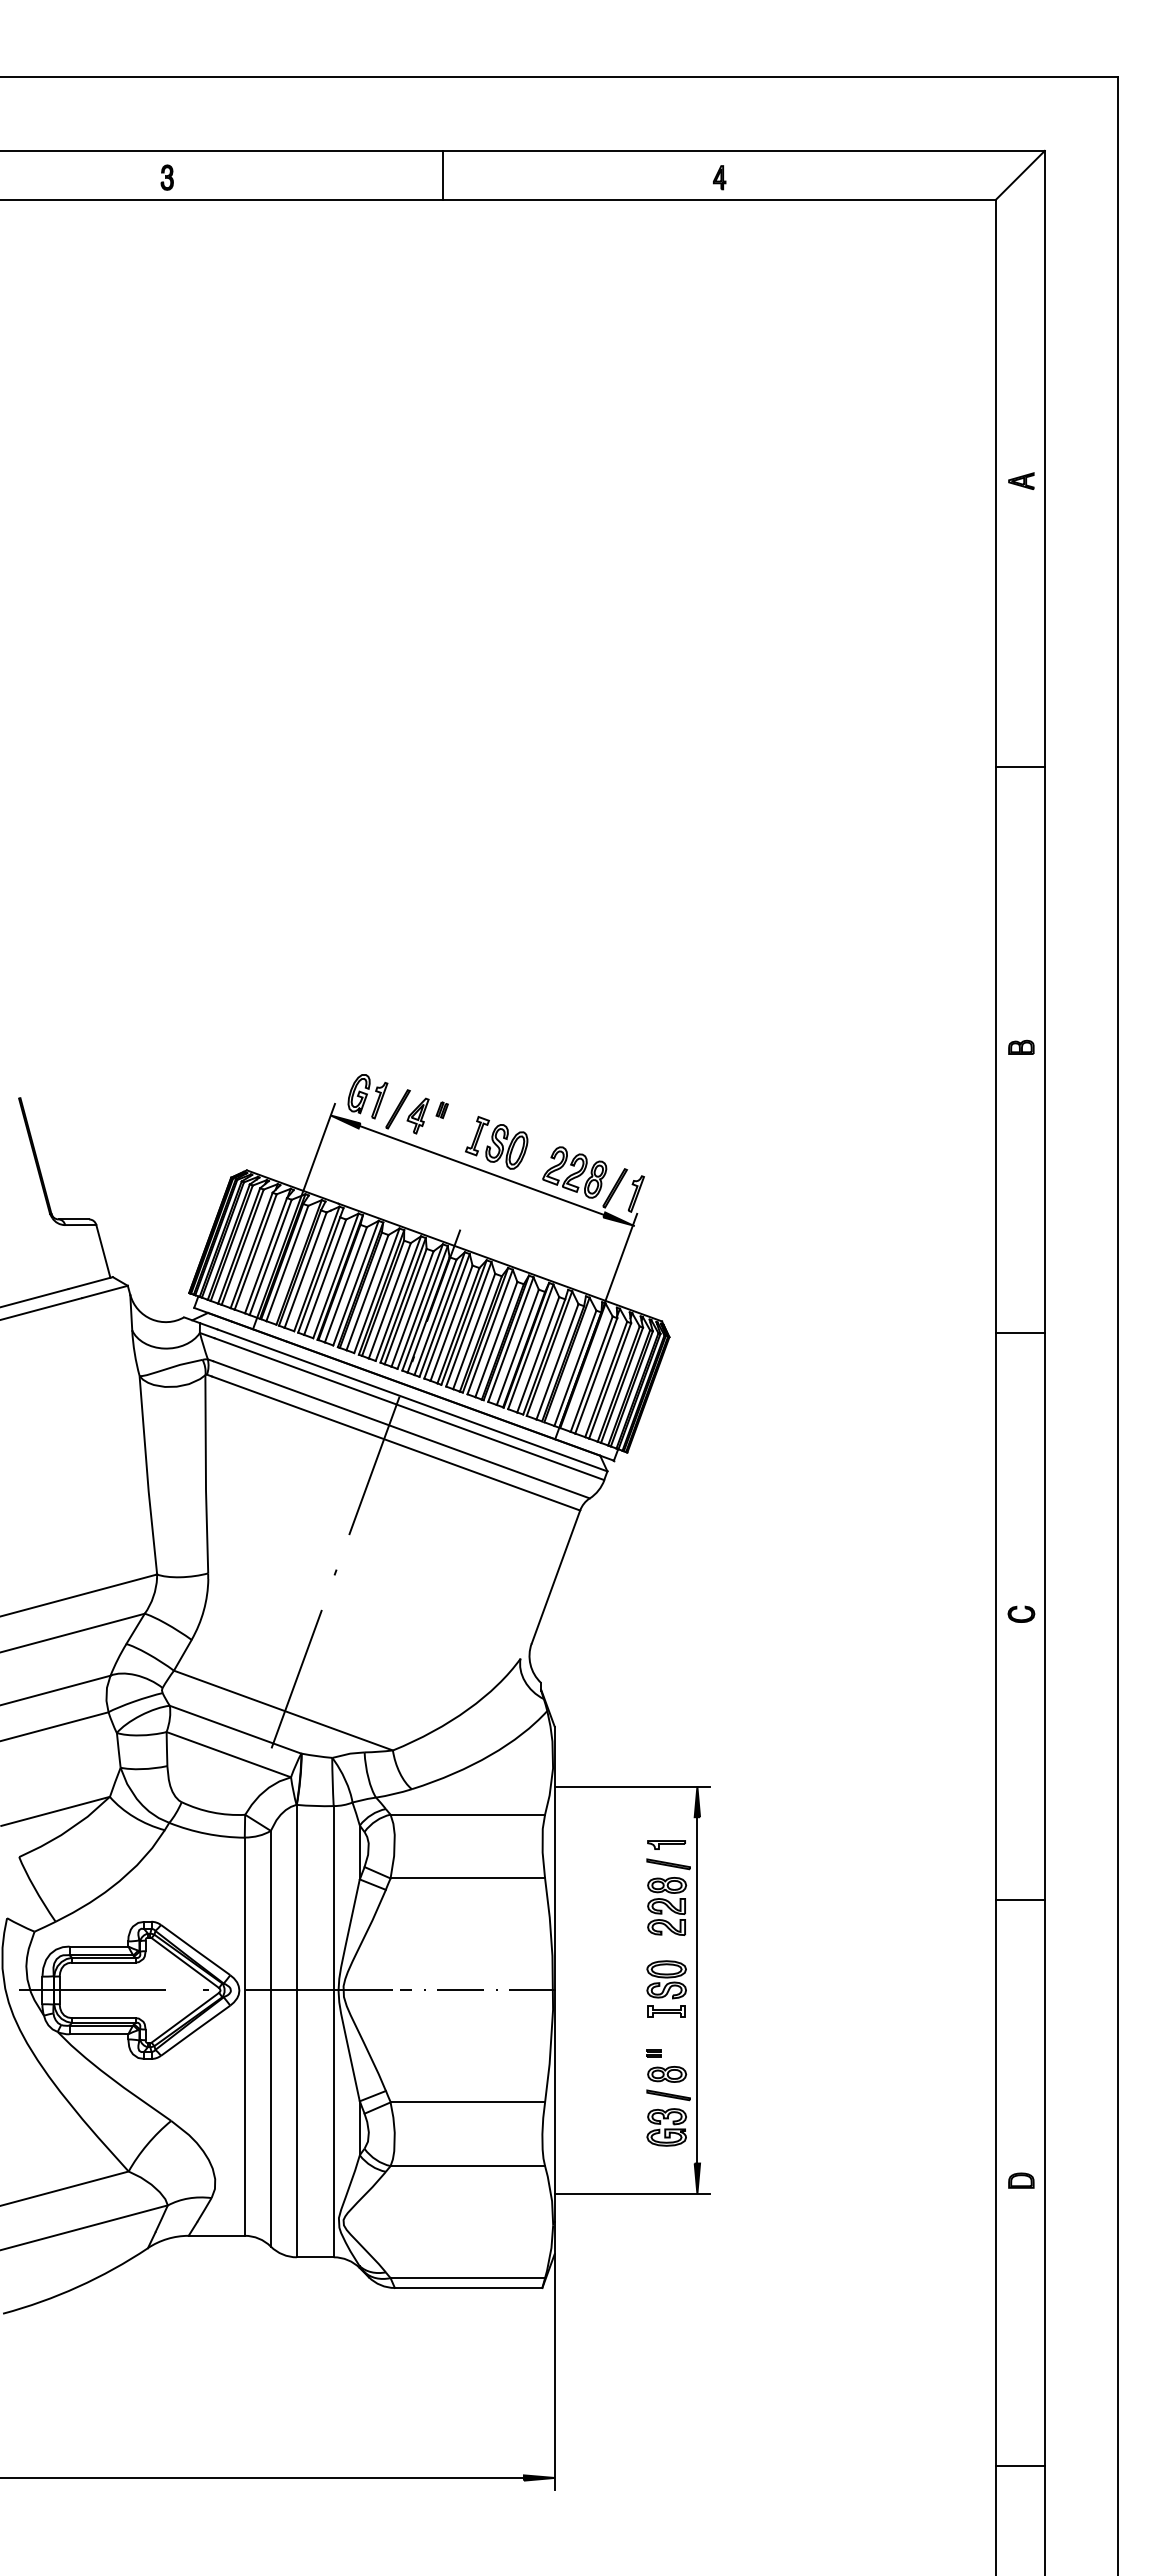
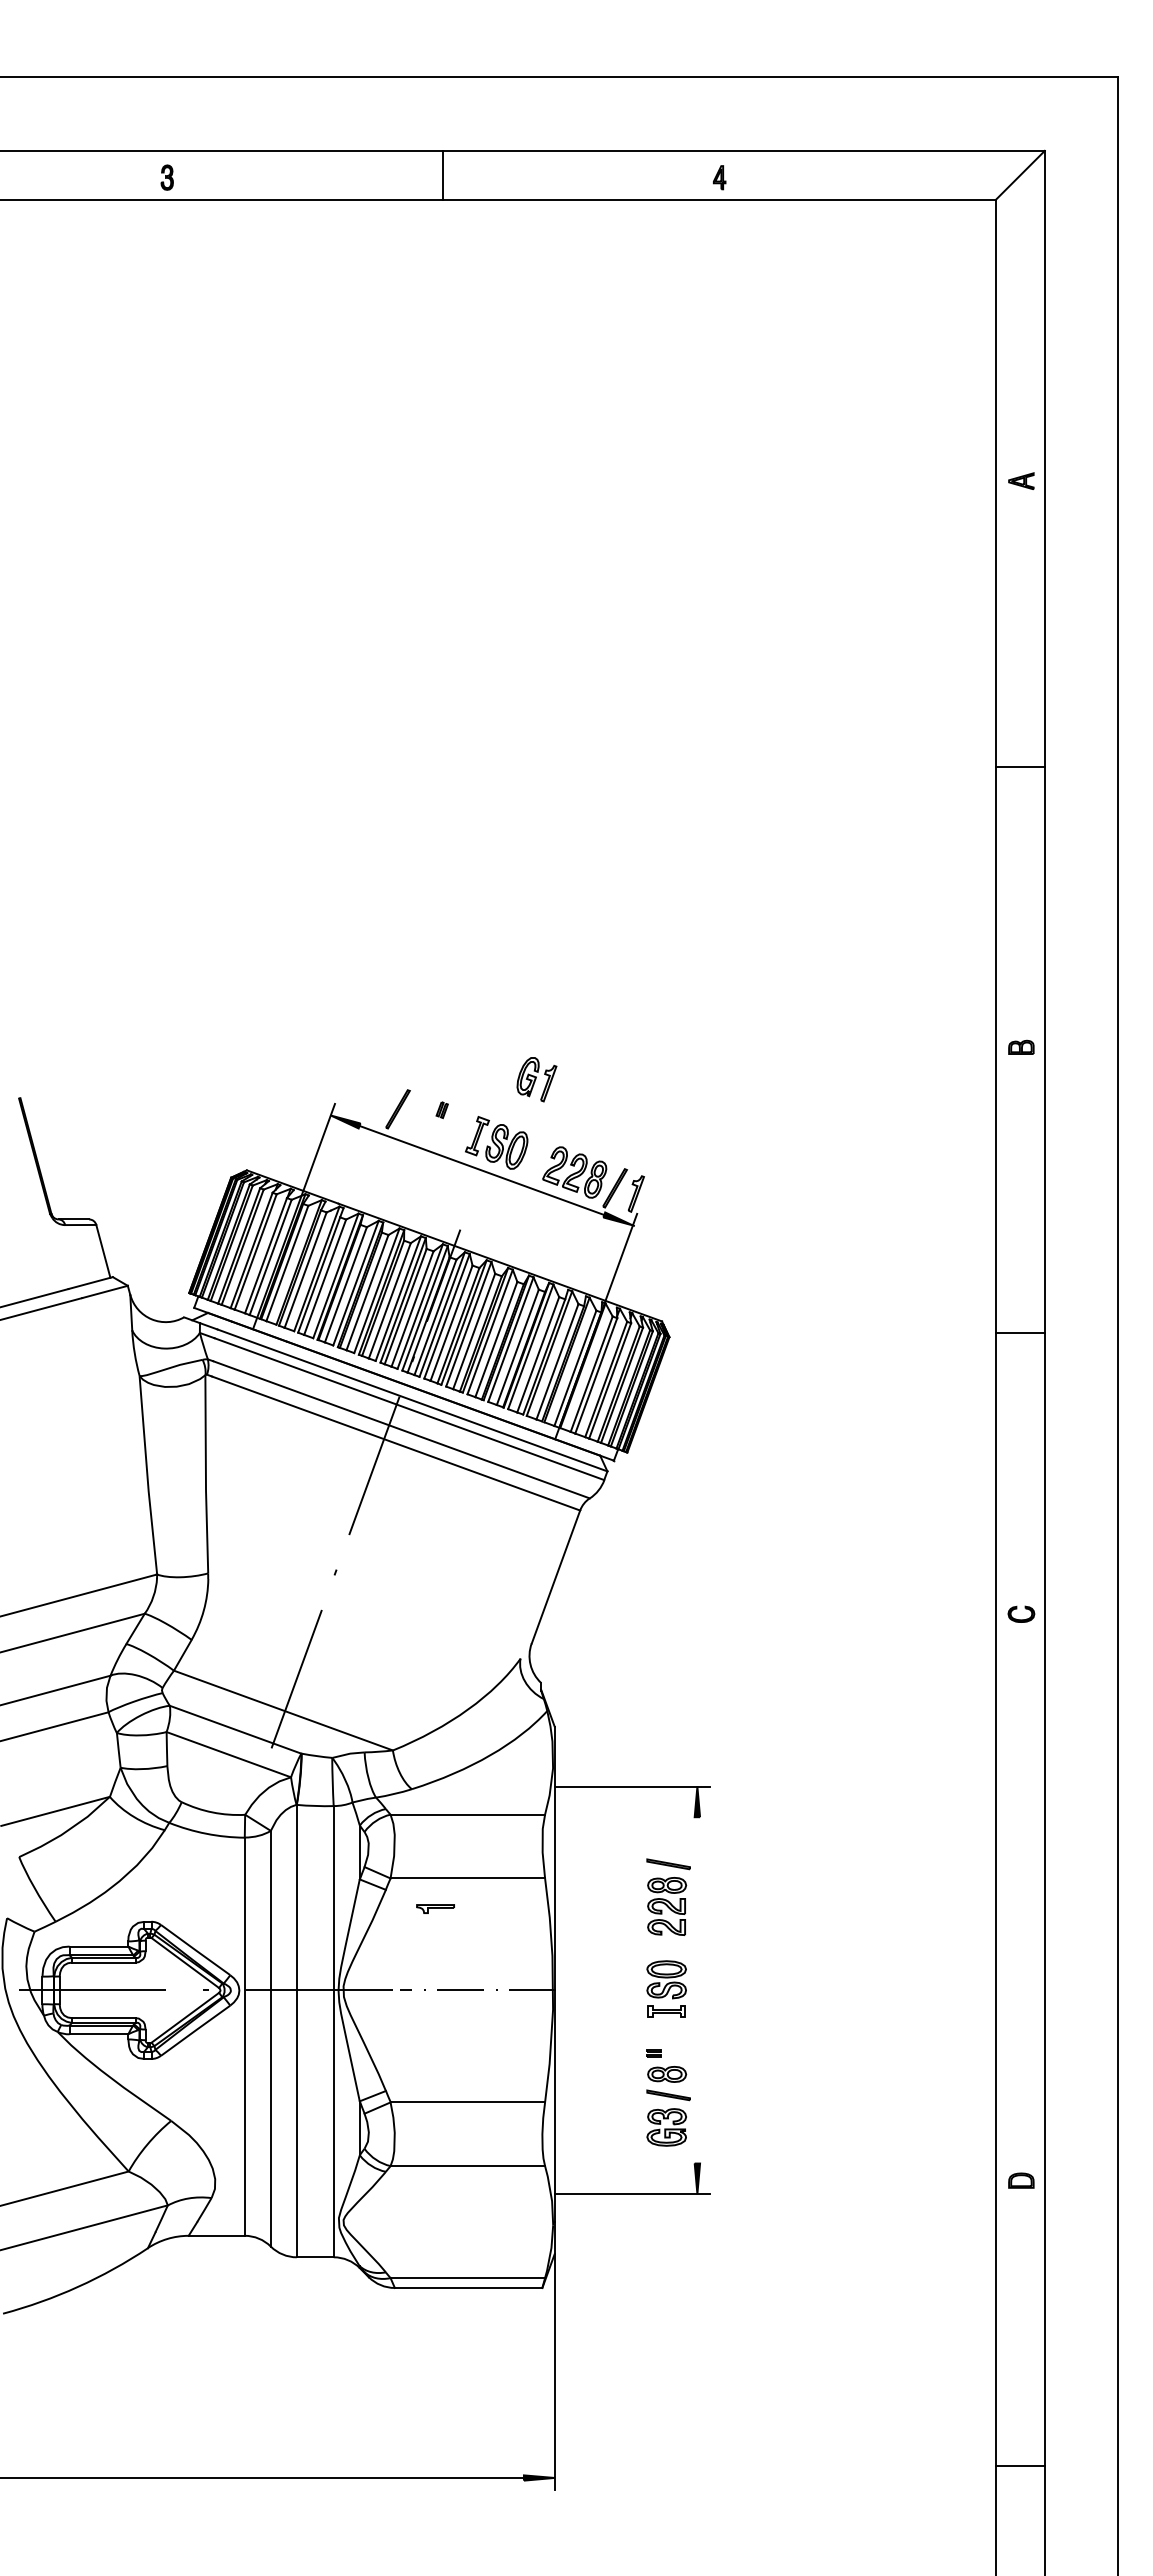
part position: (367, 1096) -> (536, 1079) (536, 1079)
part: present -> none (417, 1115)
part position: (666, 1844) -> (435, 1908) (435, 1908)
line: present -> none (1019, 1899)
line: present -> none (697, 1990)
